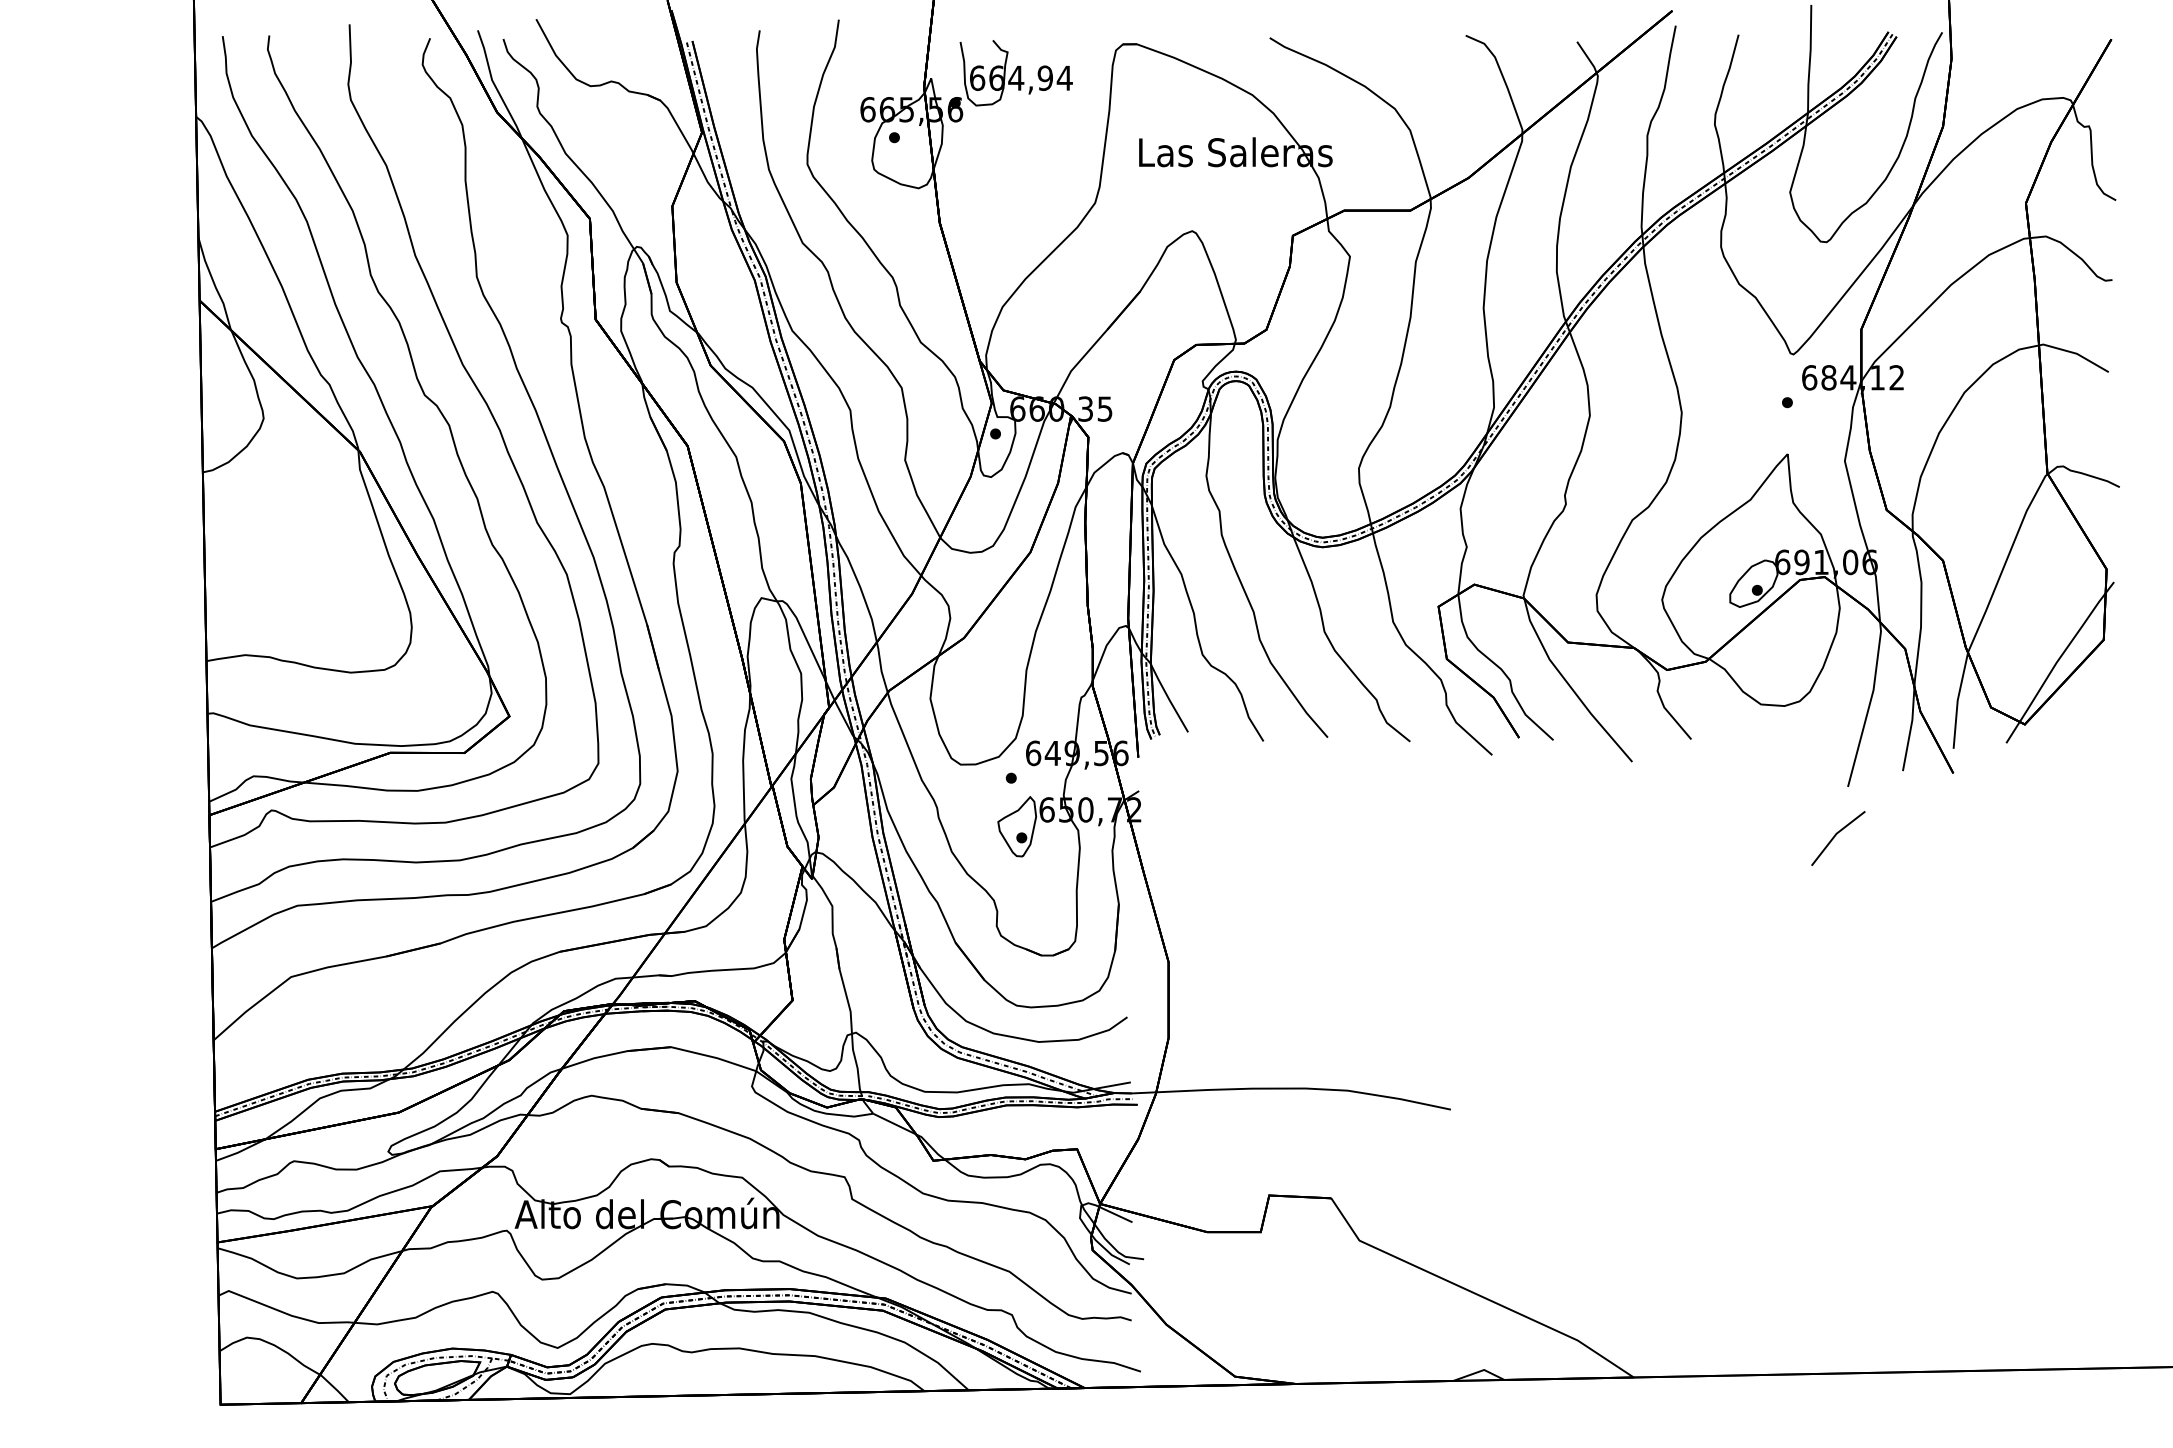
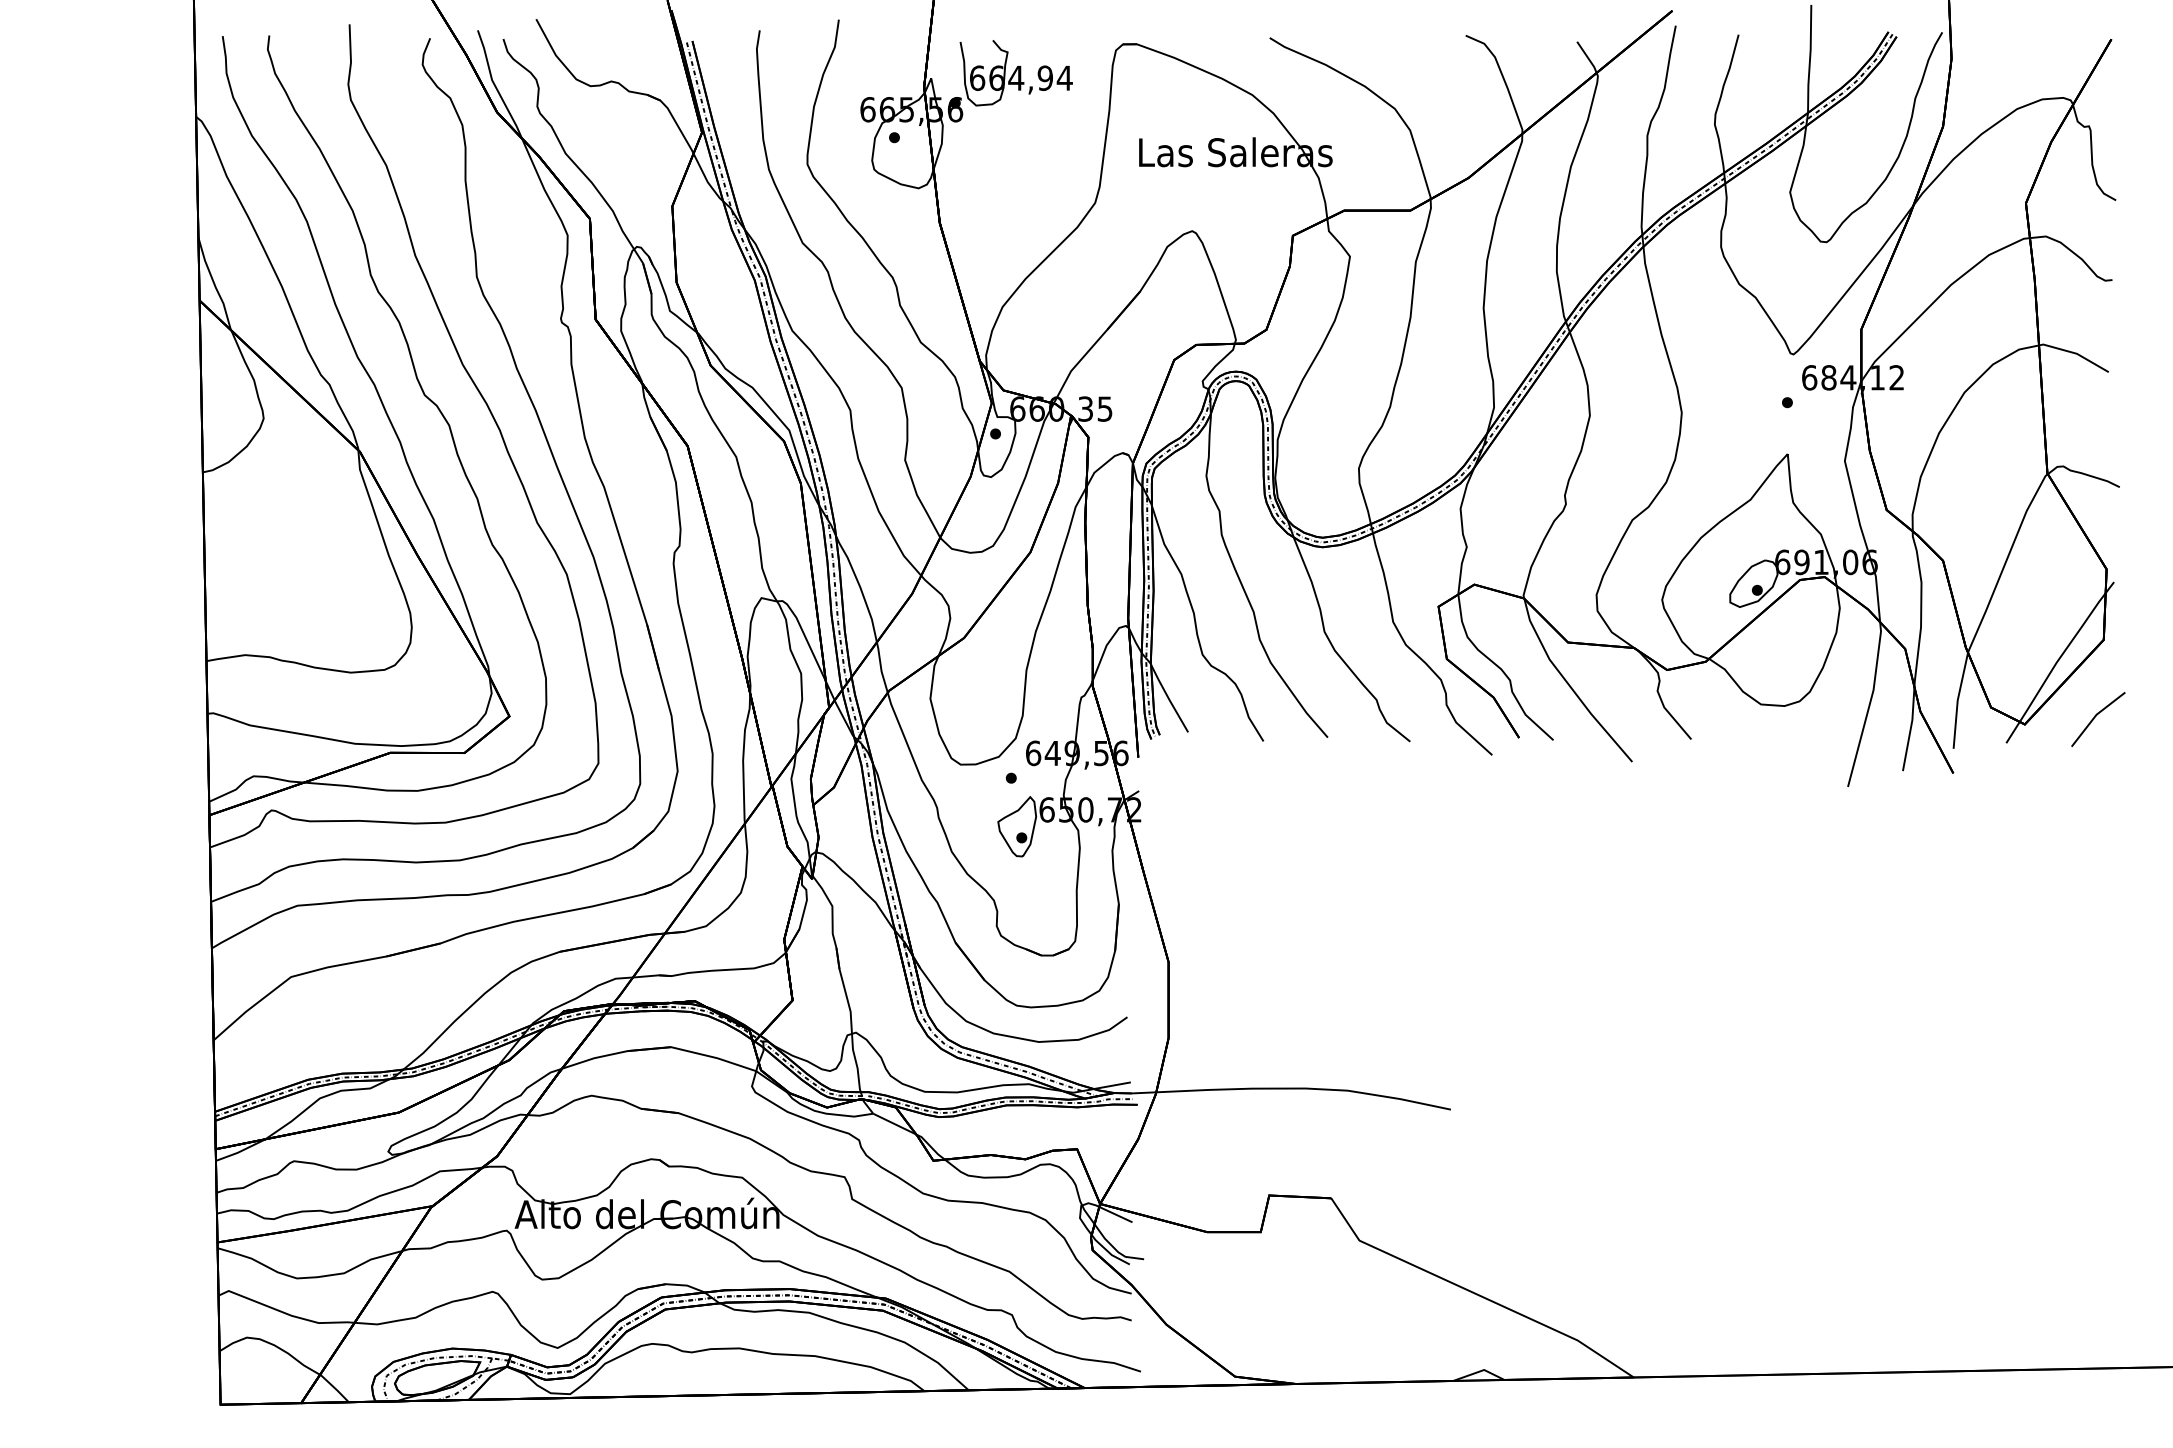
line position: (1836, 835) -> (2096, 716) (2096, 716)
